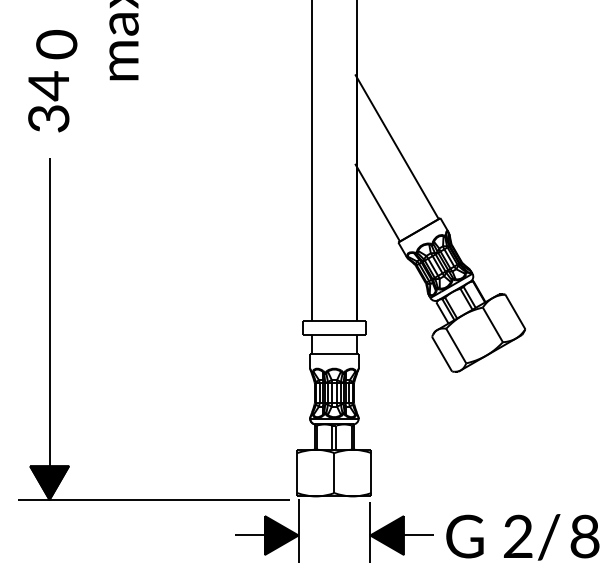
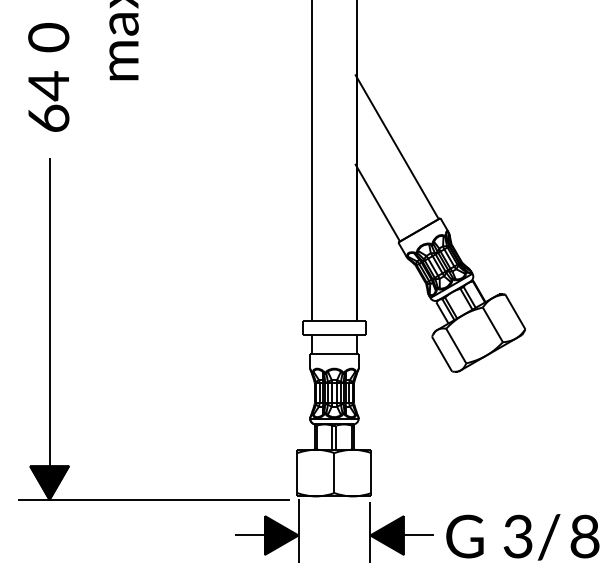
text position: (56, 44) -> (48, 37) (48, 37)
text: 34 -> 64 (48, 118)
text: 2/ -> 3/ (517, 537)
